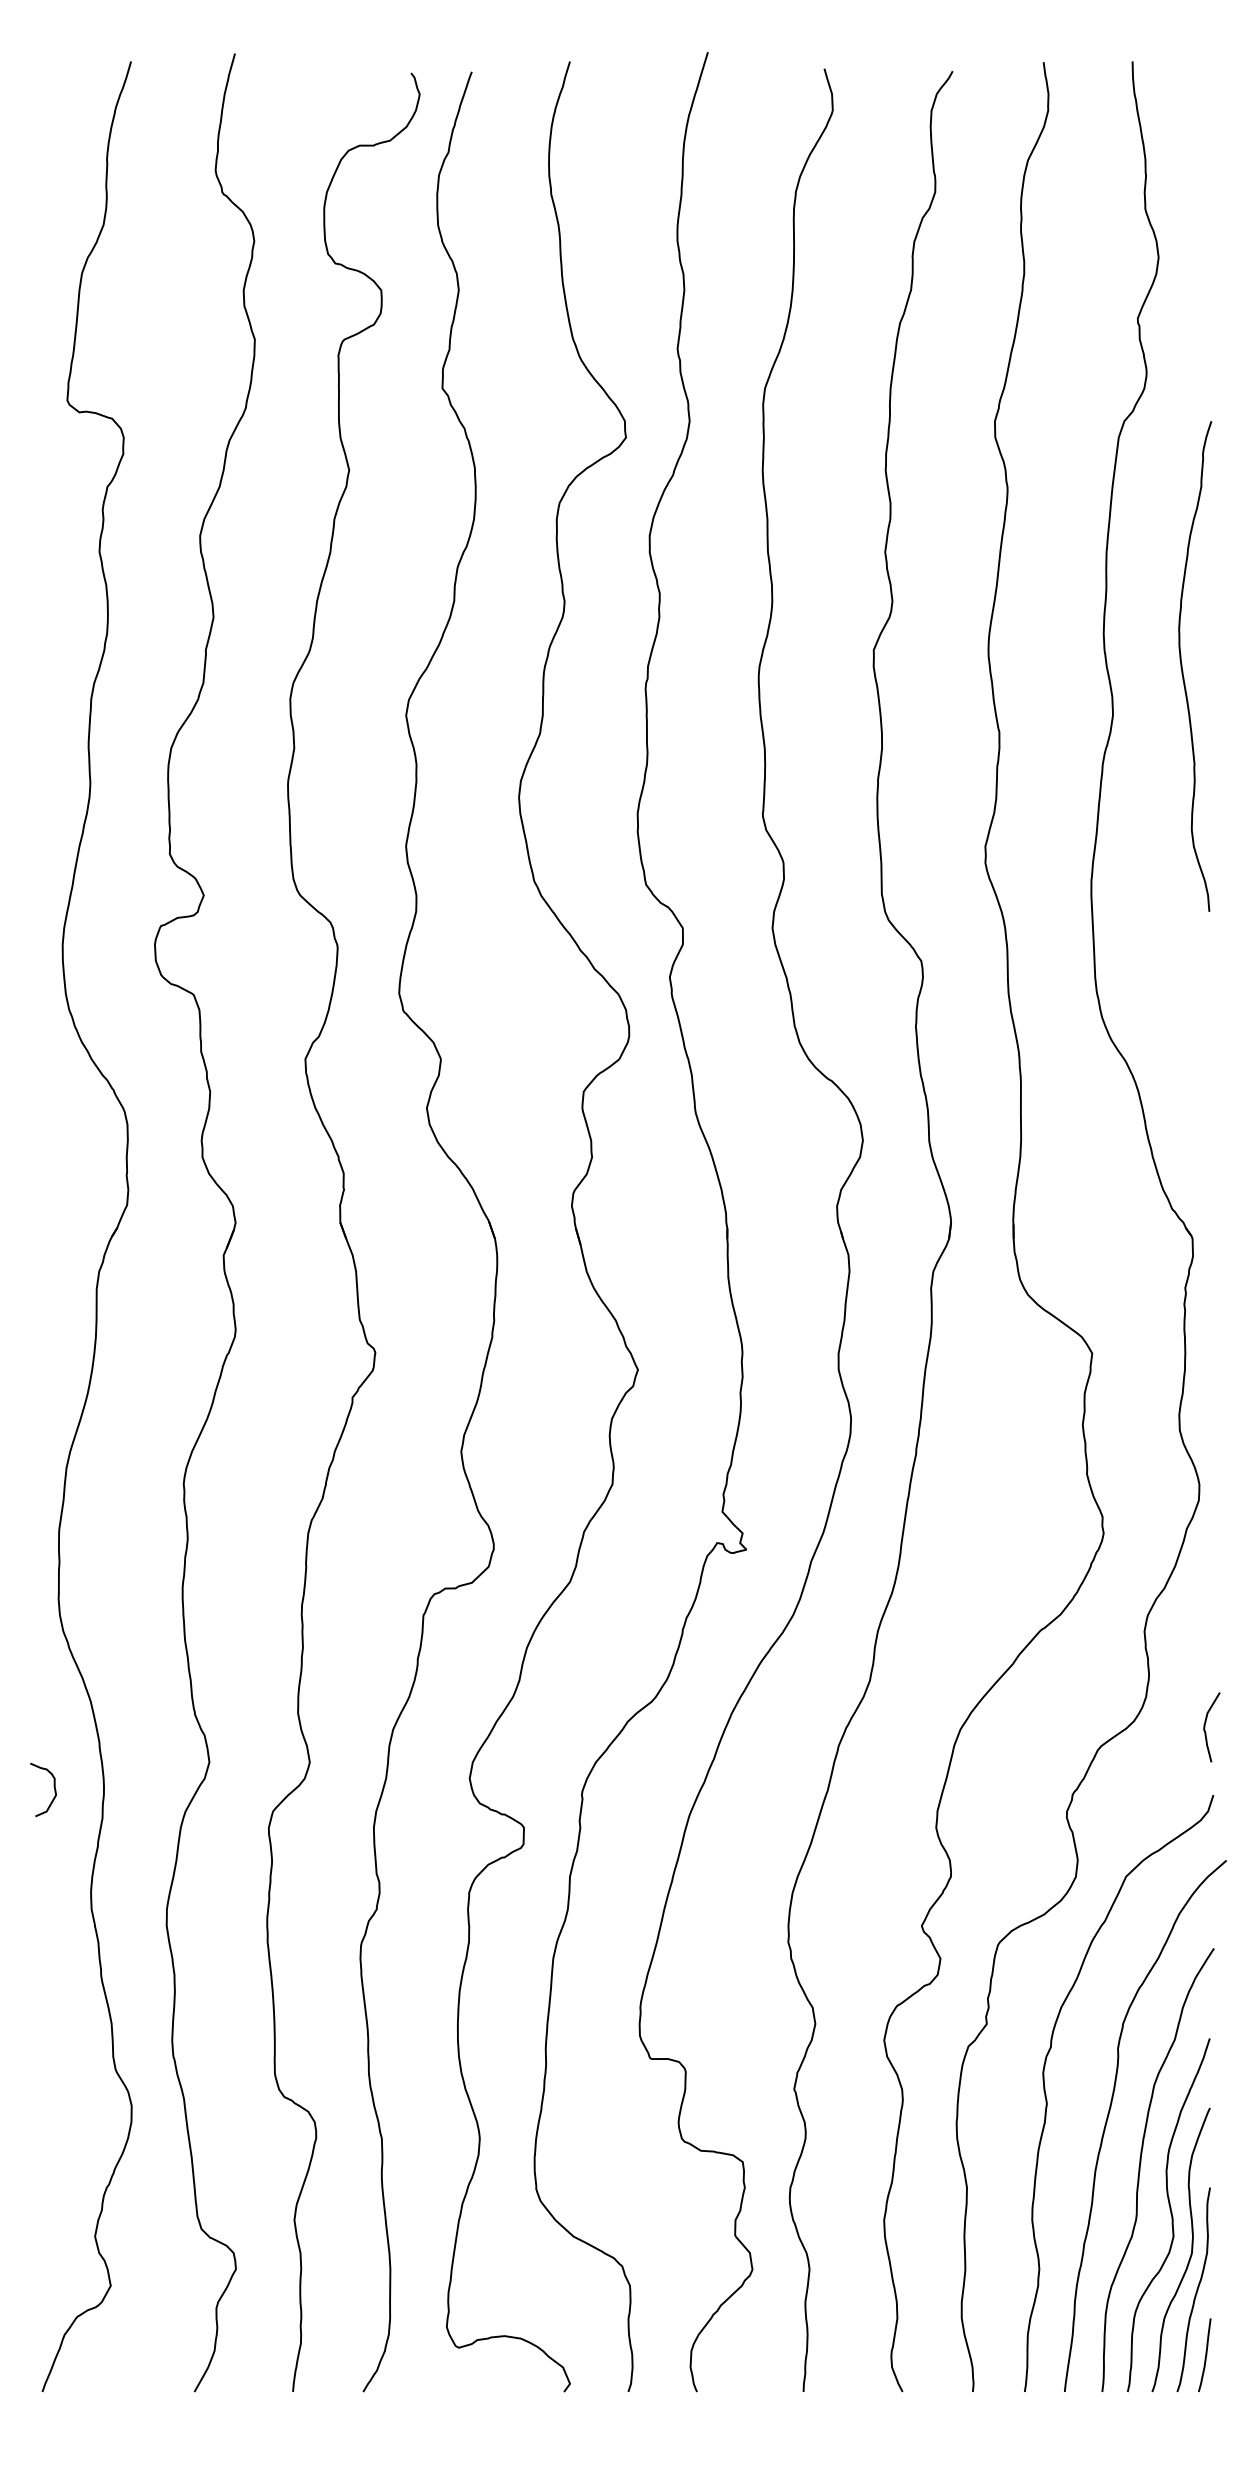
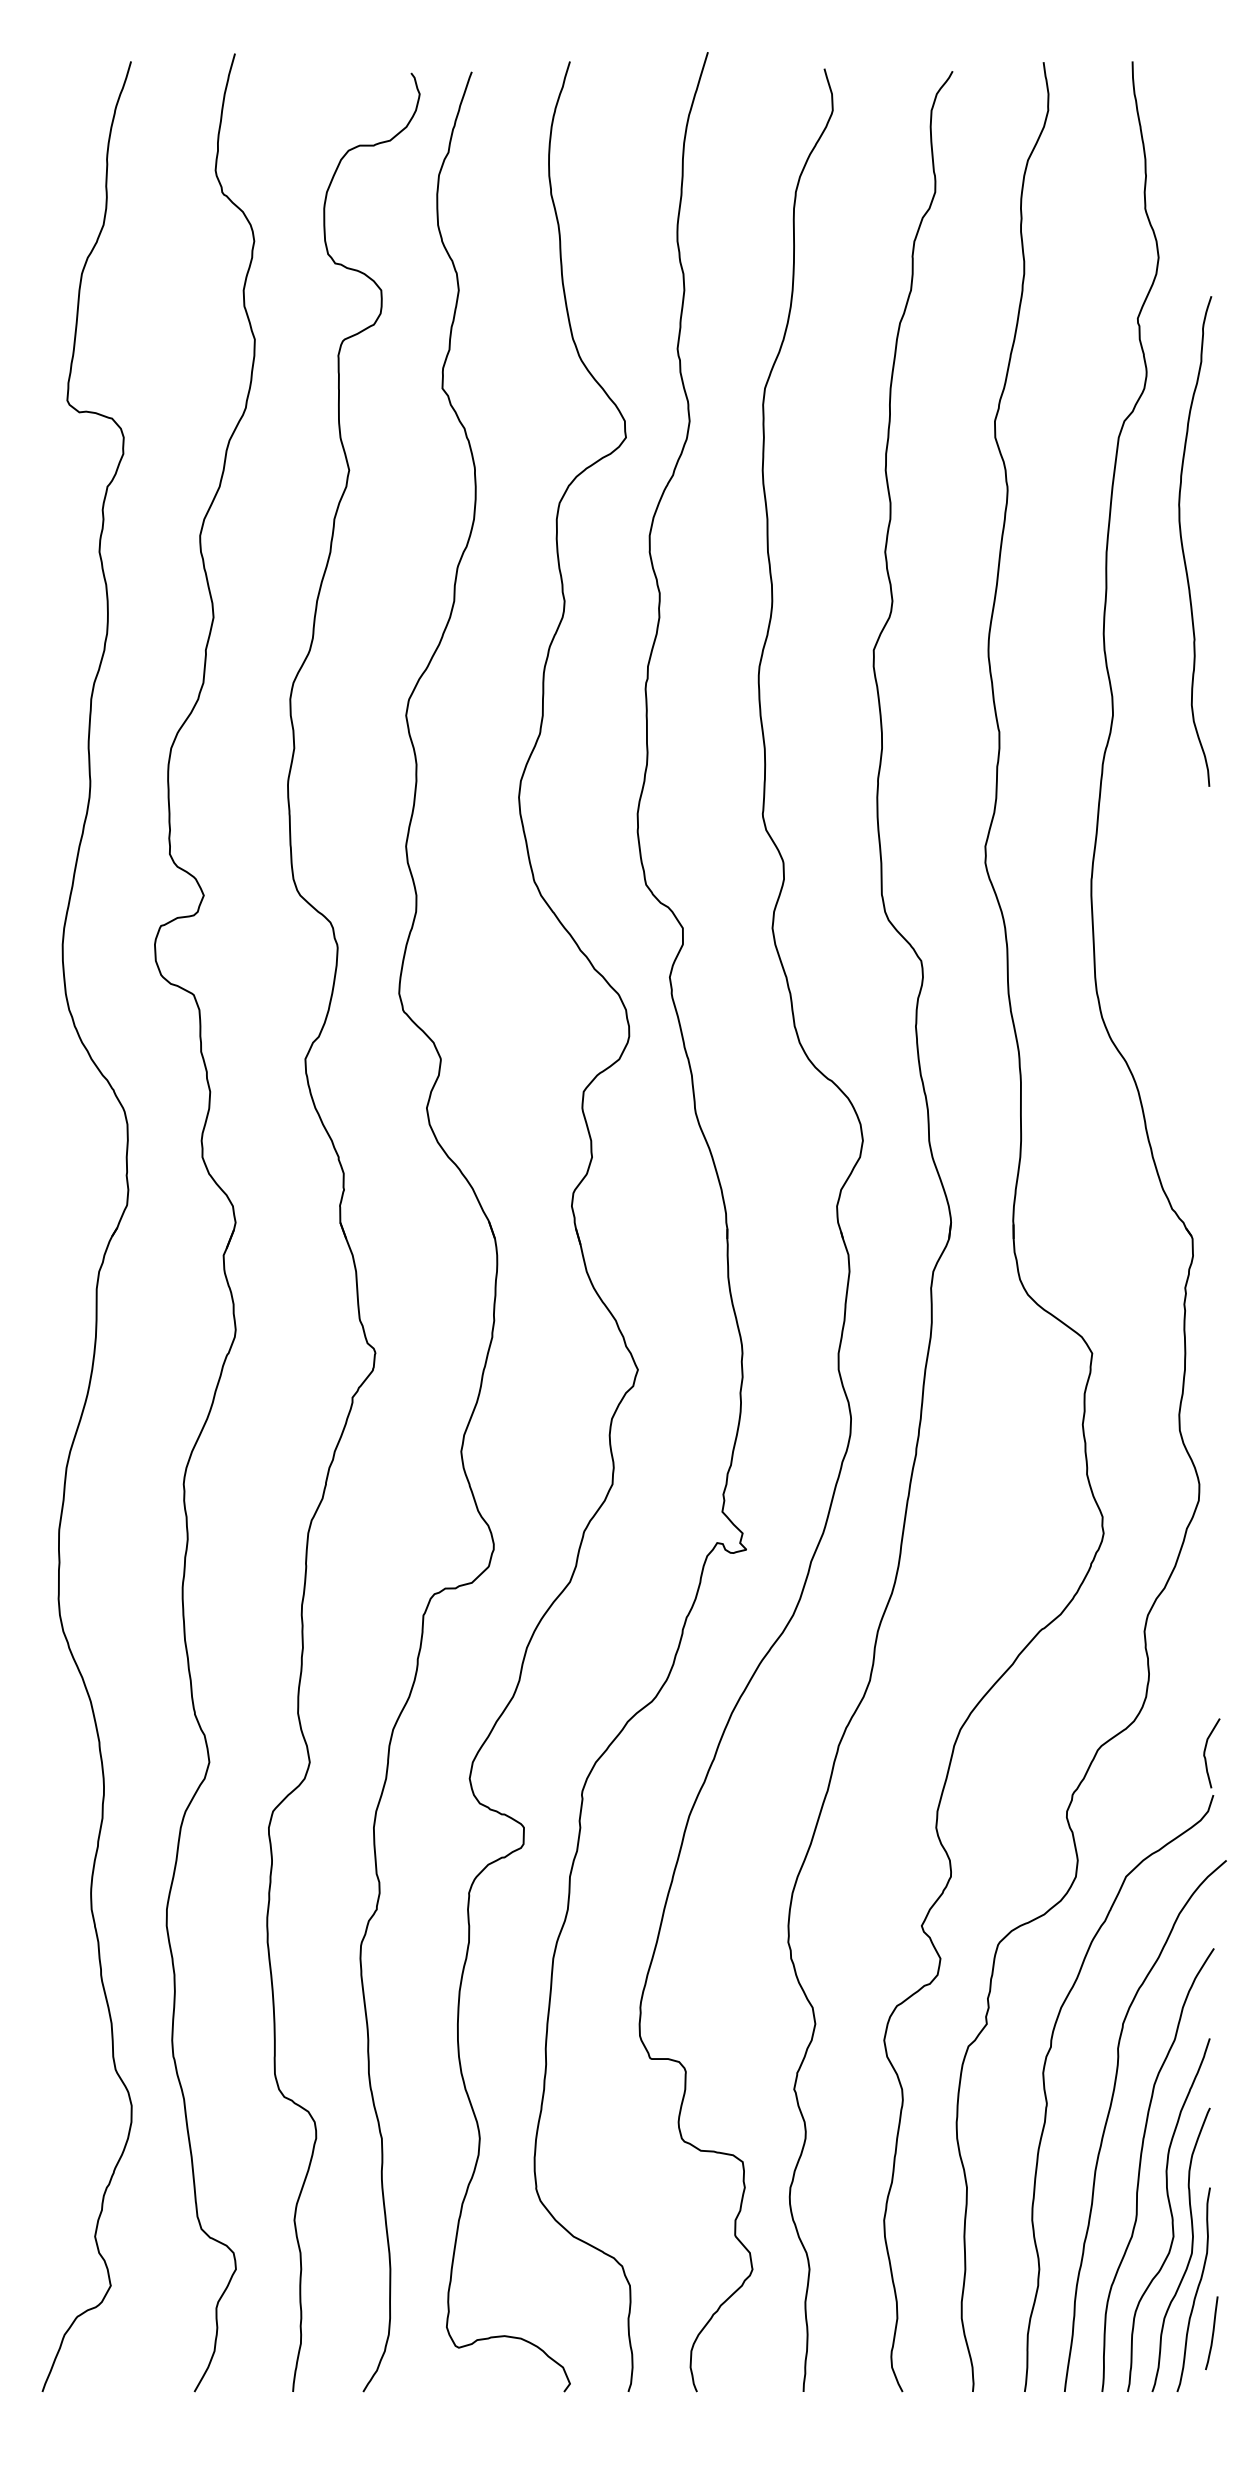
curve position: (1182, 666) -> (1182, 541) (1182, 541)
curve position: (1205, 1727) -> (1205, 1753) (1205, 1753)
curve: present -> none (53, 1787)
curve position: (1205, 2355) -> (1212, 2333) (1212, 2333)
